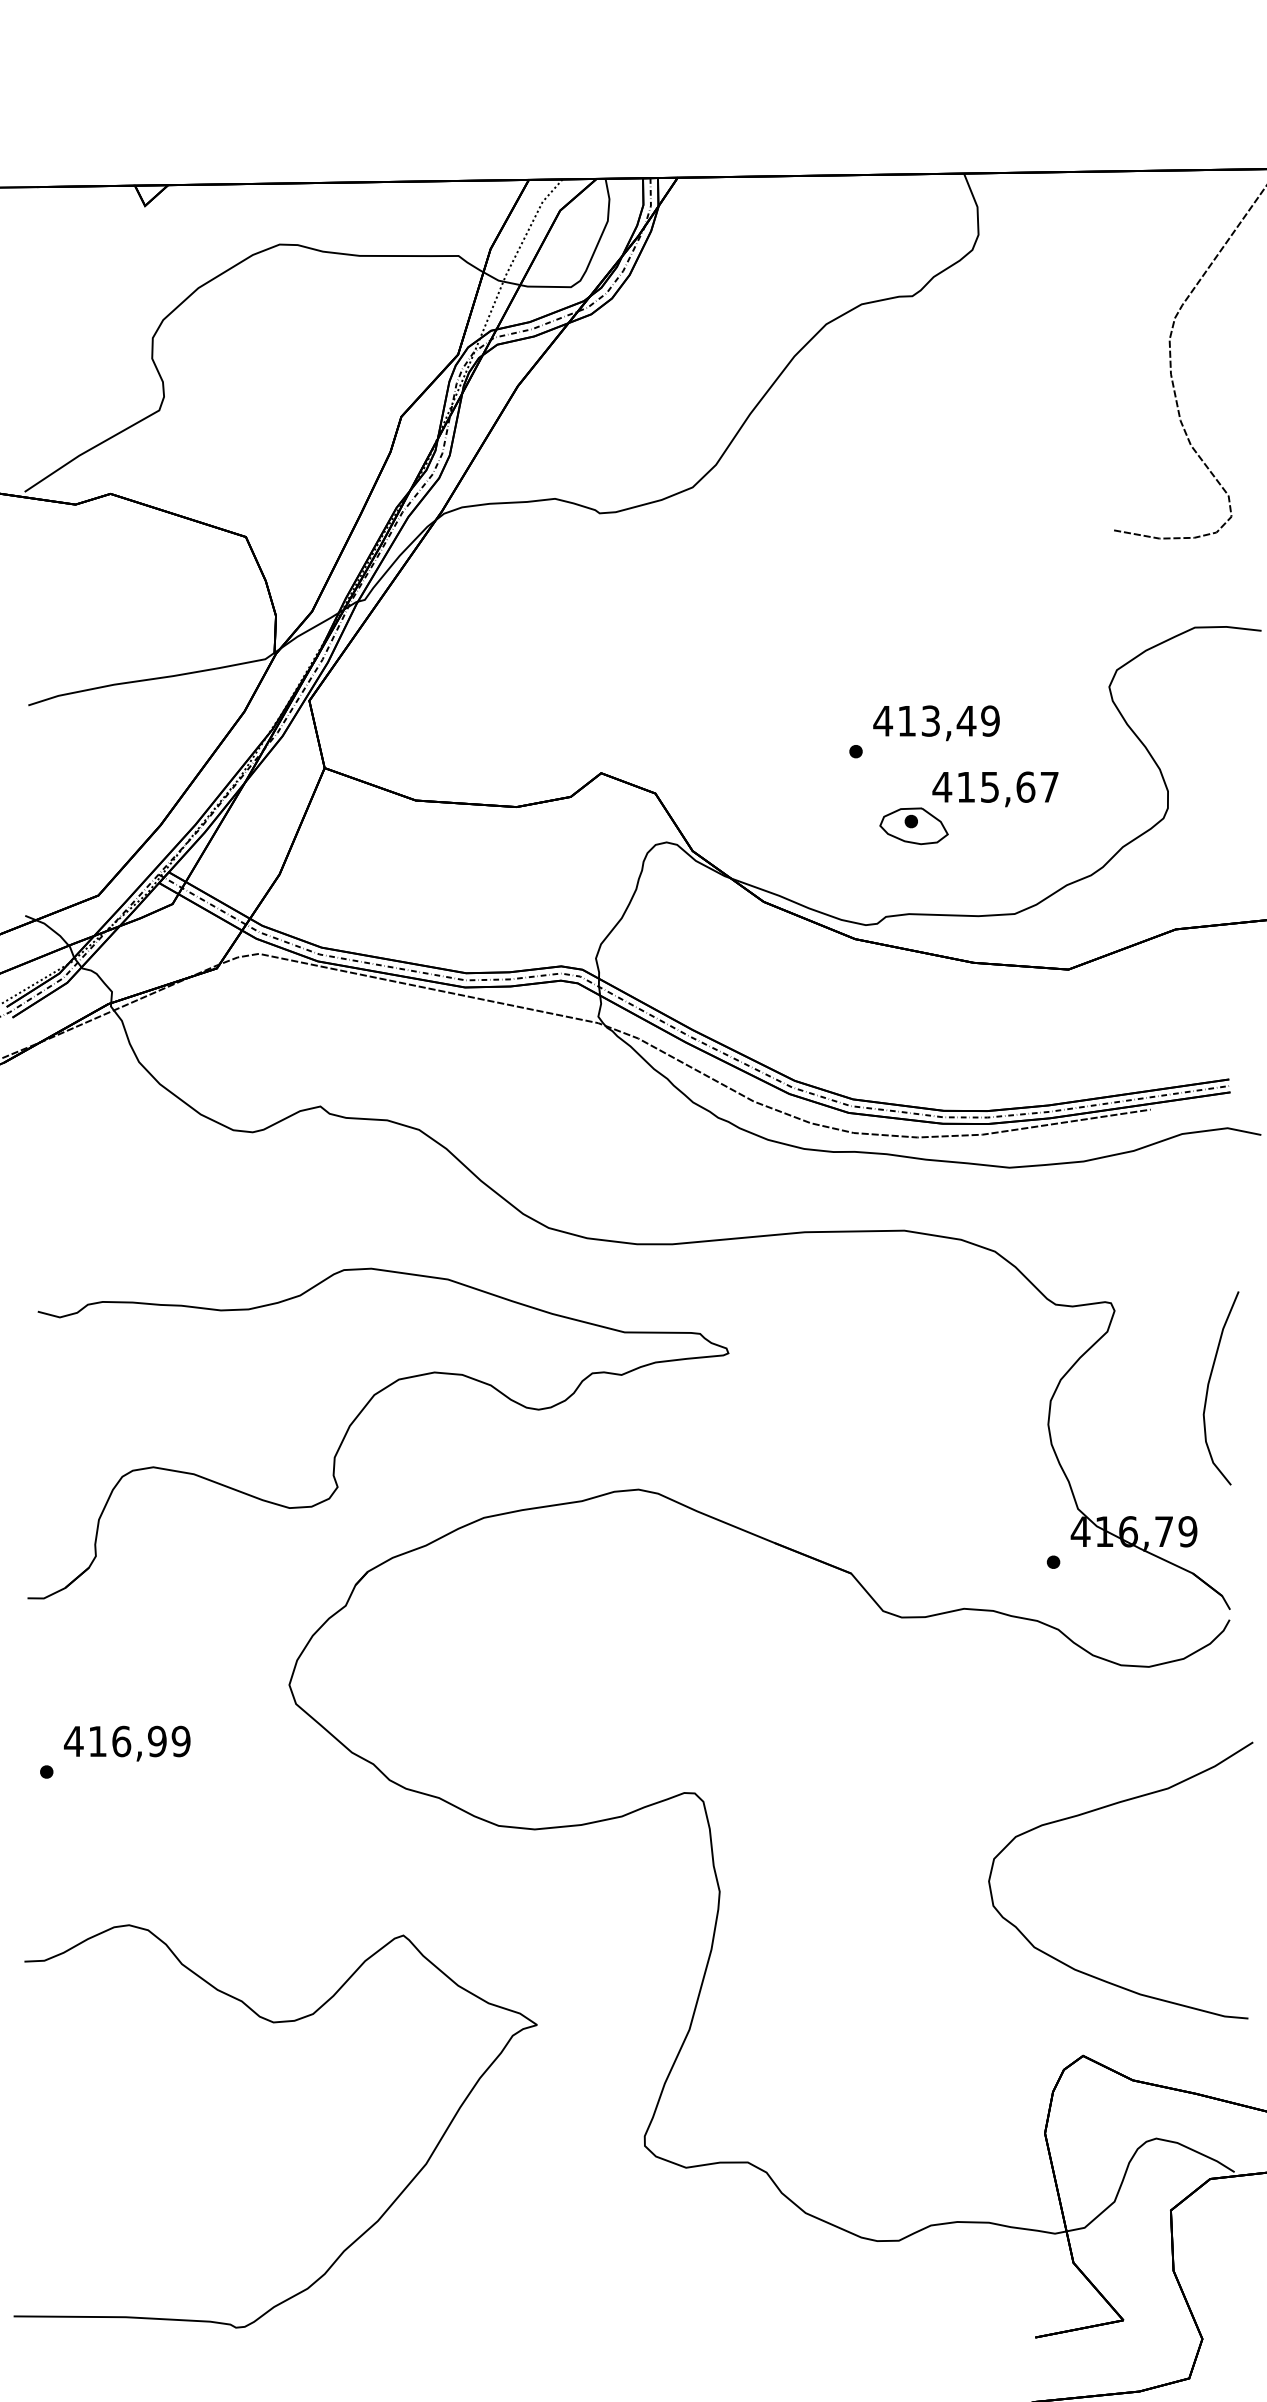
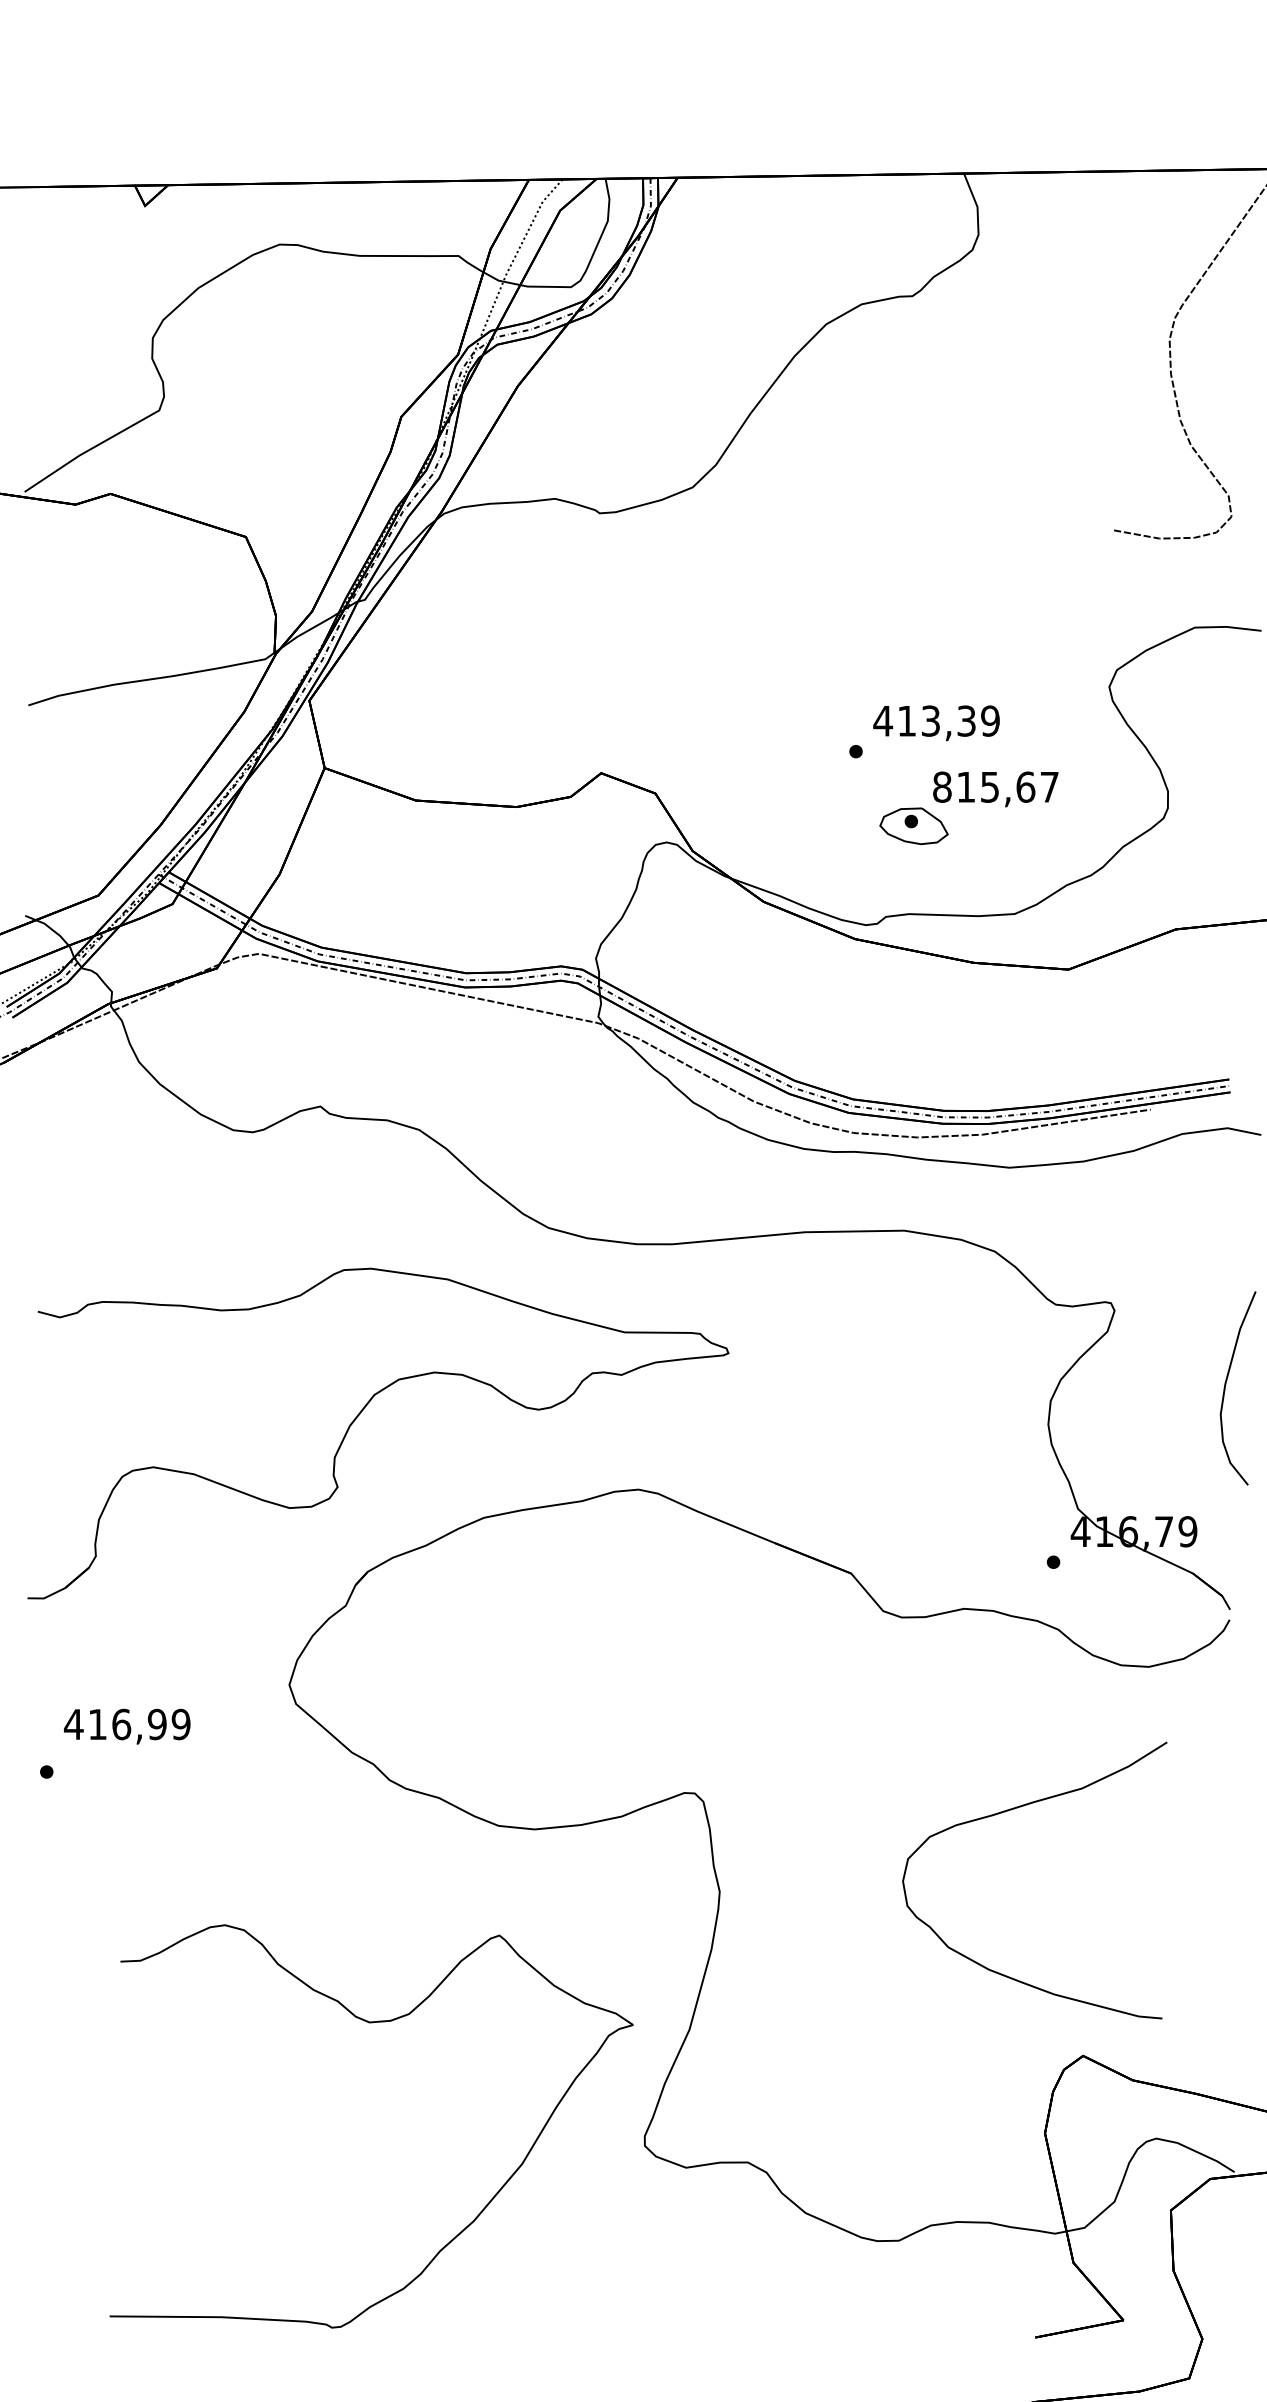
text: 413,49 -> 413,39 (966, 720)
text: 415,67 -> 815,67 (942, 786)
curve position: (1209, 1384) -> (1226, 1384) (1226, 1384)
text position: (127, 1743) -> (127, 1726) (127, 1726)
curve position: (1097, 1810) -> (1011, 1810) (1011, 1810)
curve position: (275, 2023) -> (371, 2023) (371, 2023)
